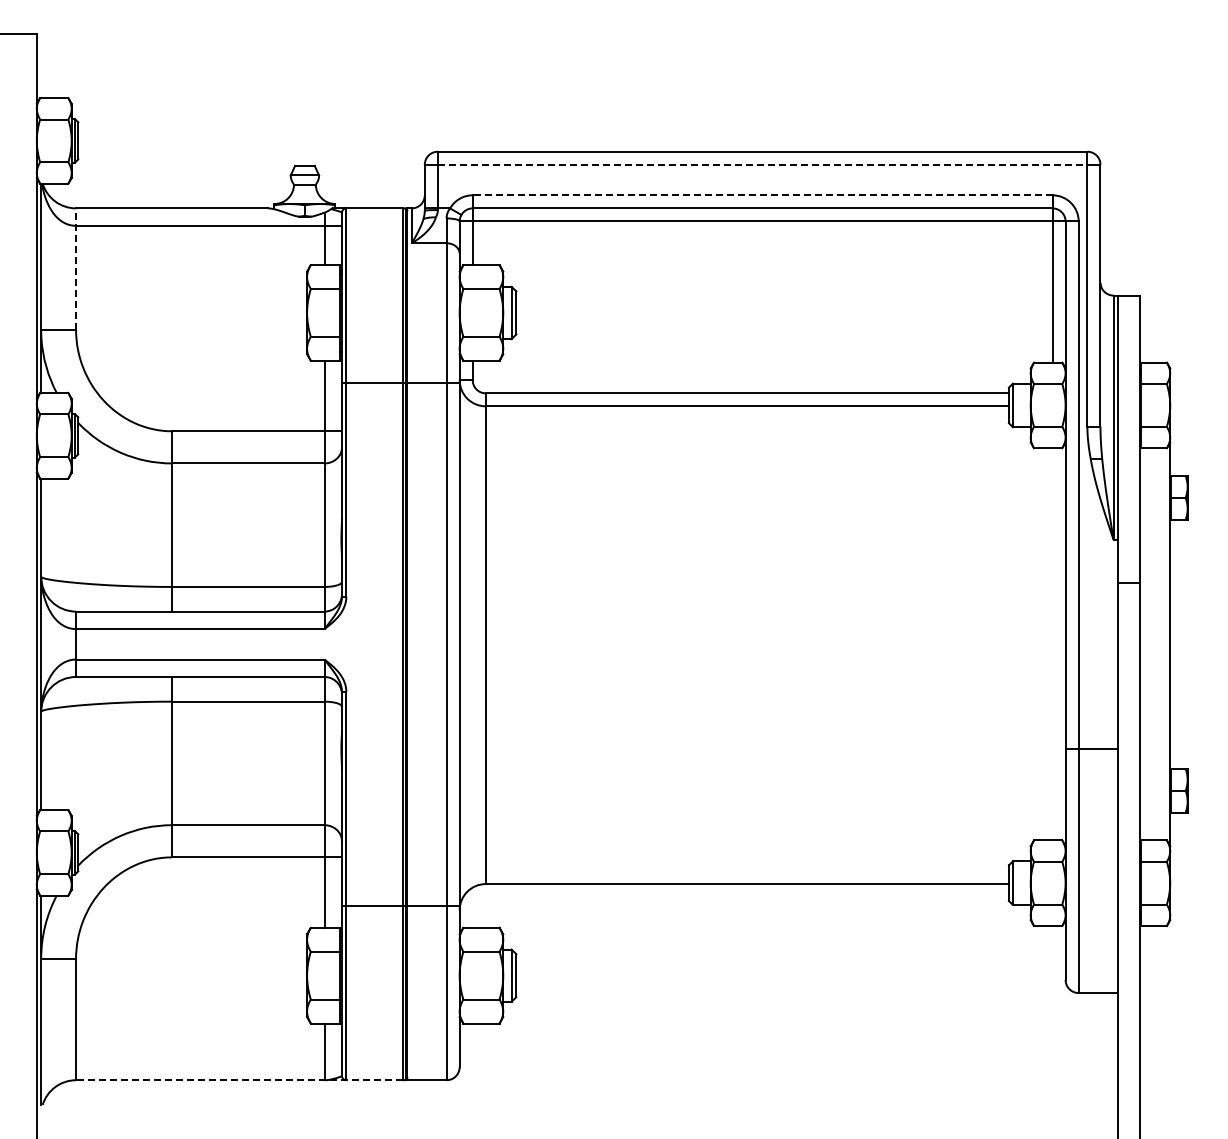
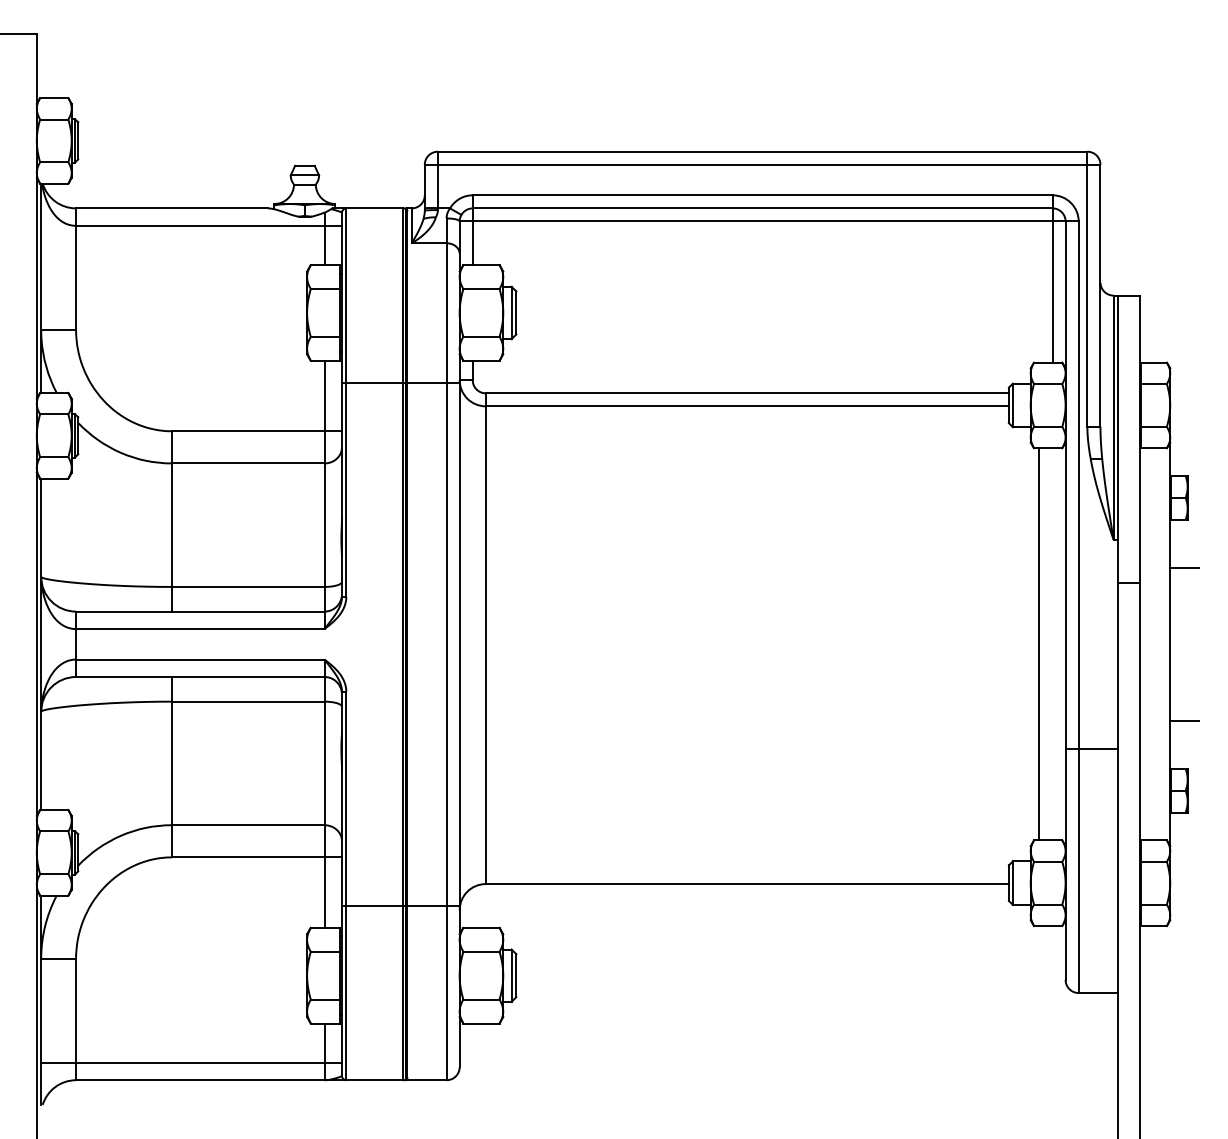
line: dashed -> solid (762, 164)
line: dashed -> solid (762, 195)
line: dashed -> solid (76, 269)
line: none -> present (1184, 568)
line: none -> present (1039, 644)
line: none -> present (1184, 720)
line: none -> present (191, 1062)
line: dashed -> solid (239, 1080)
